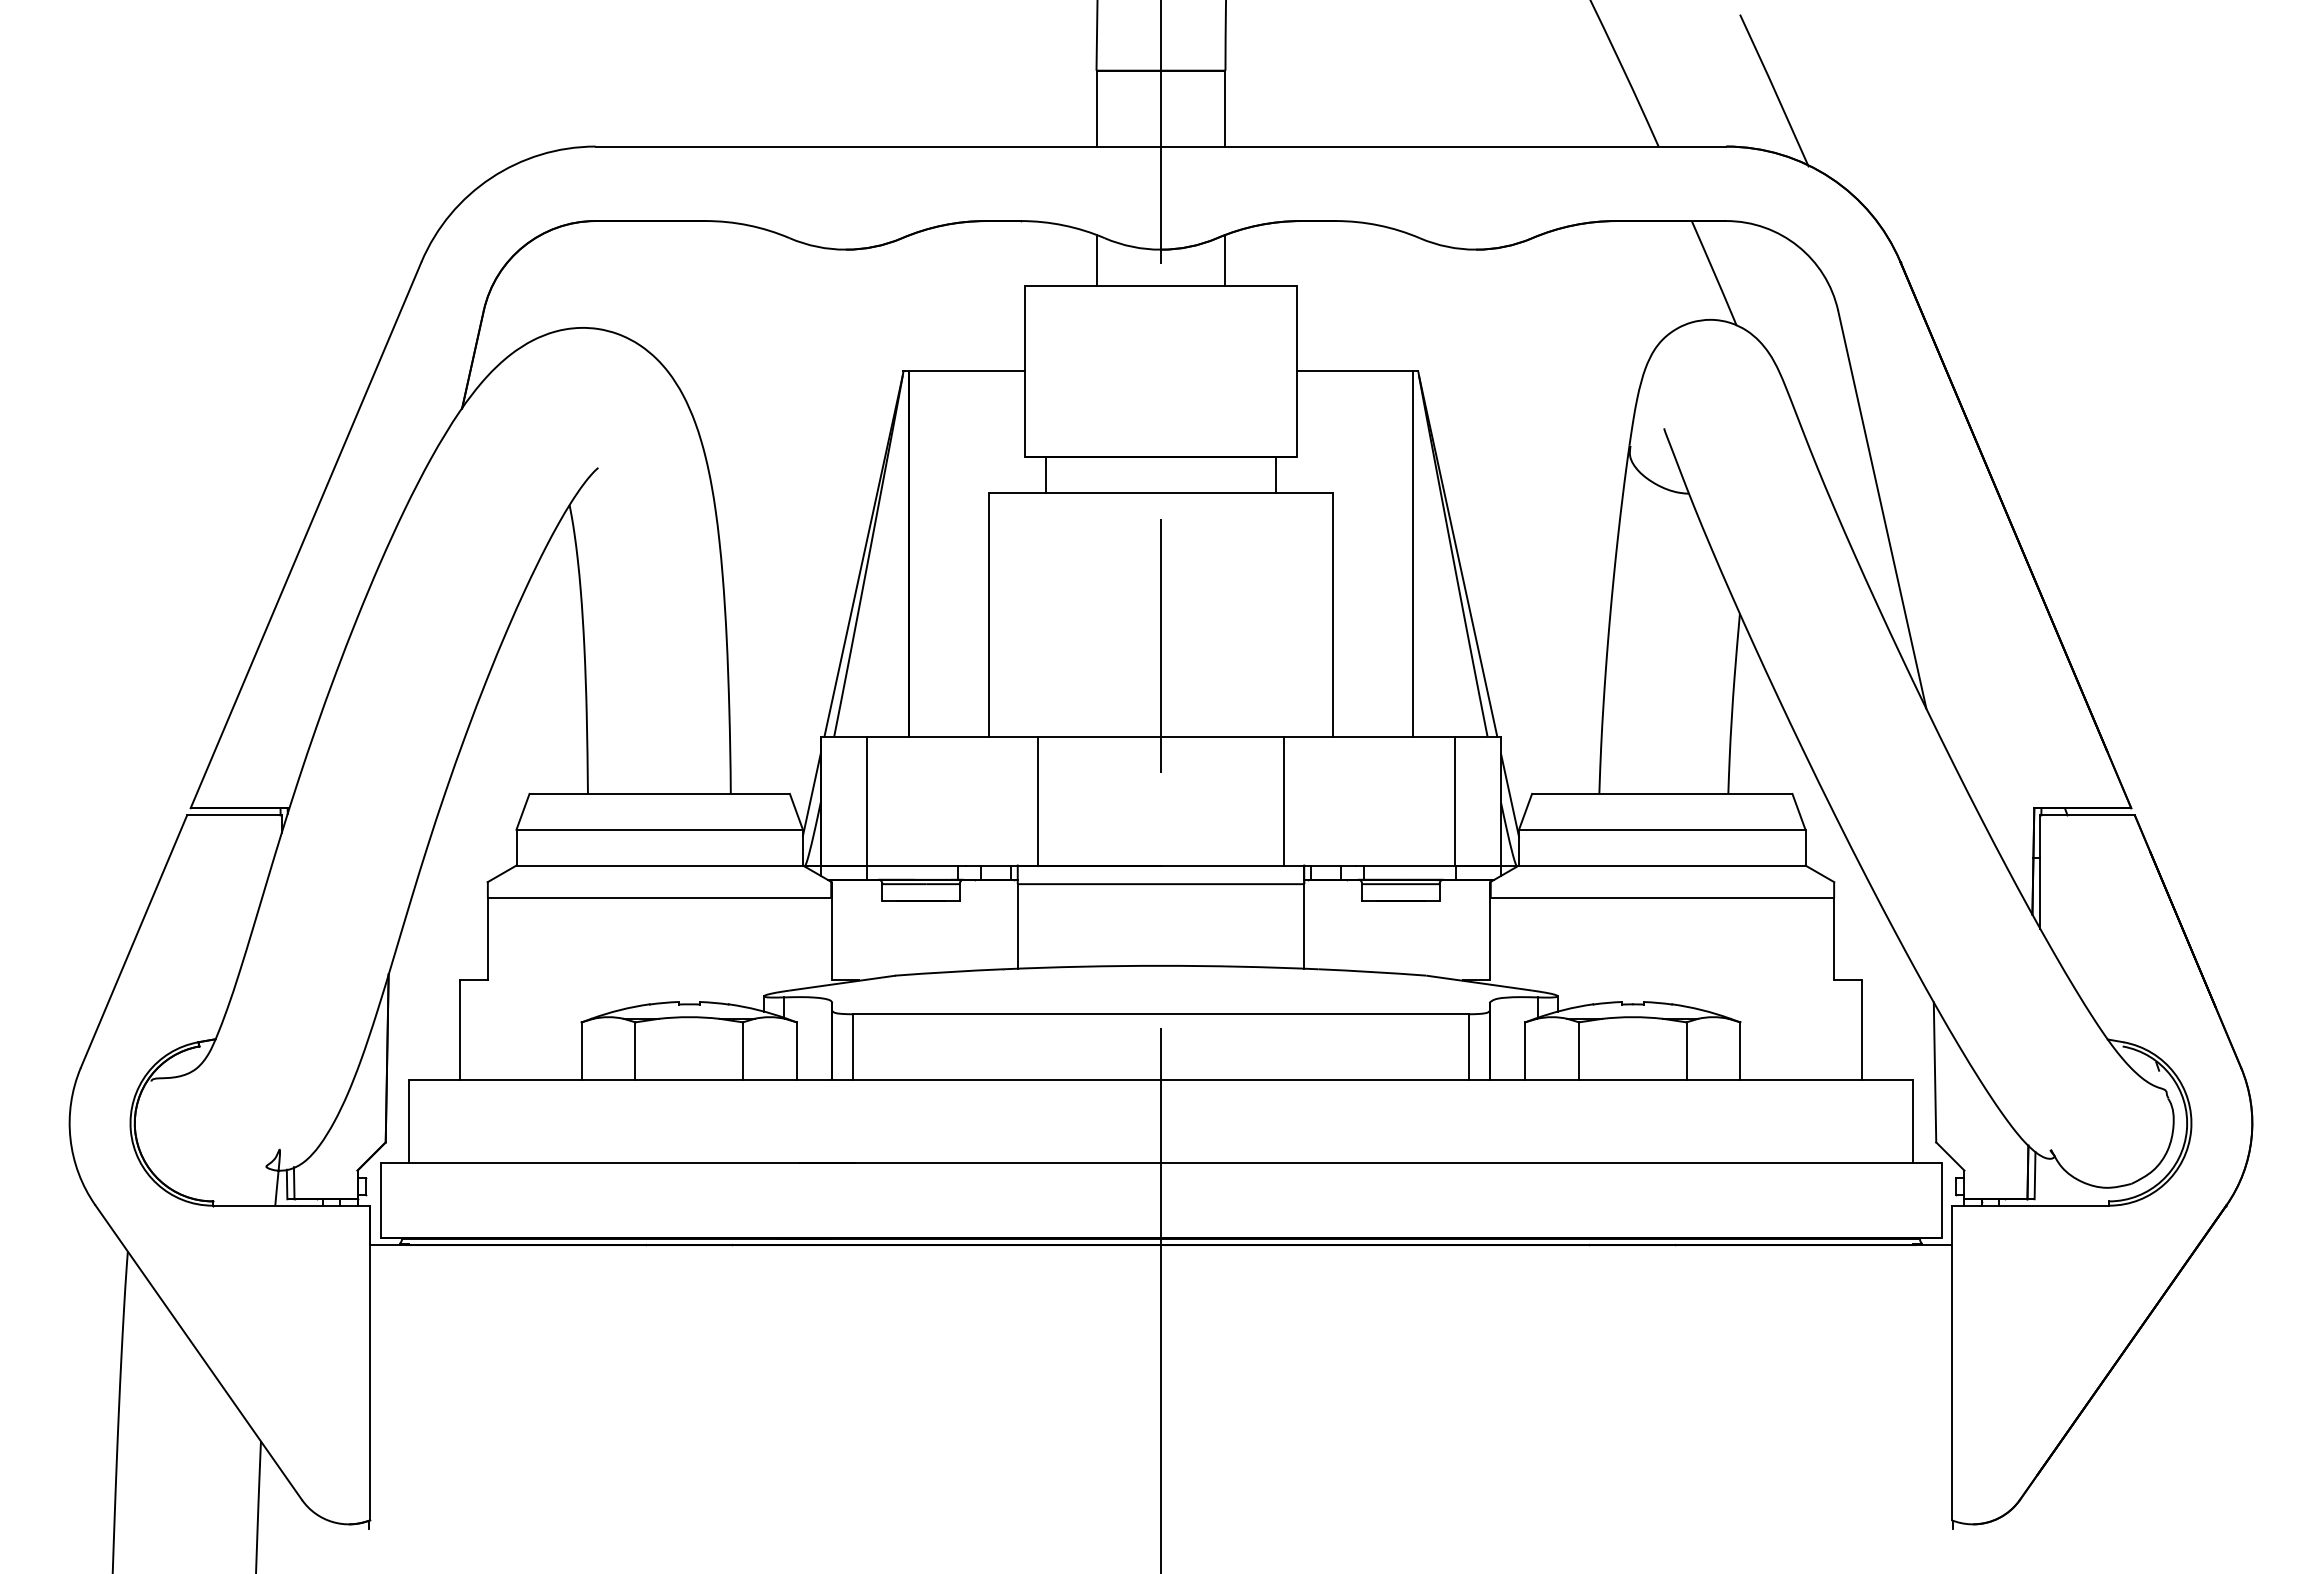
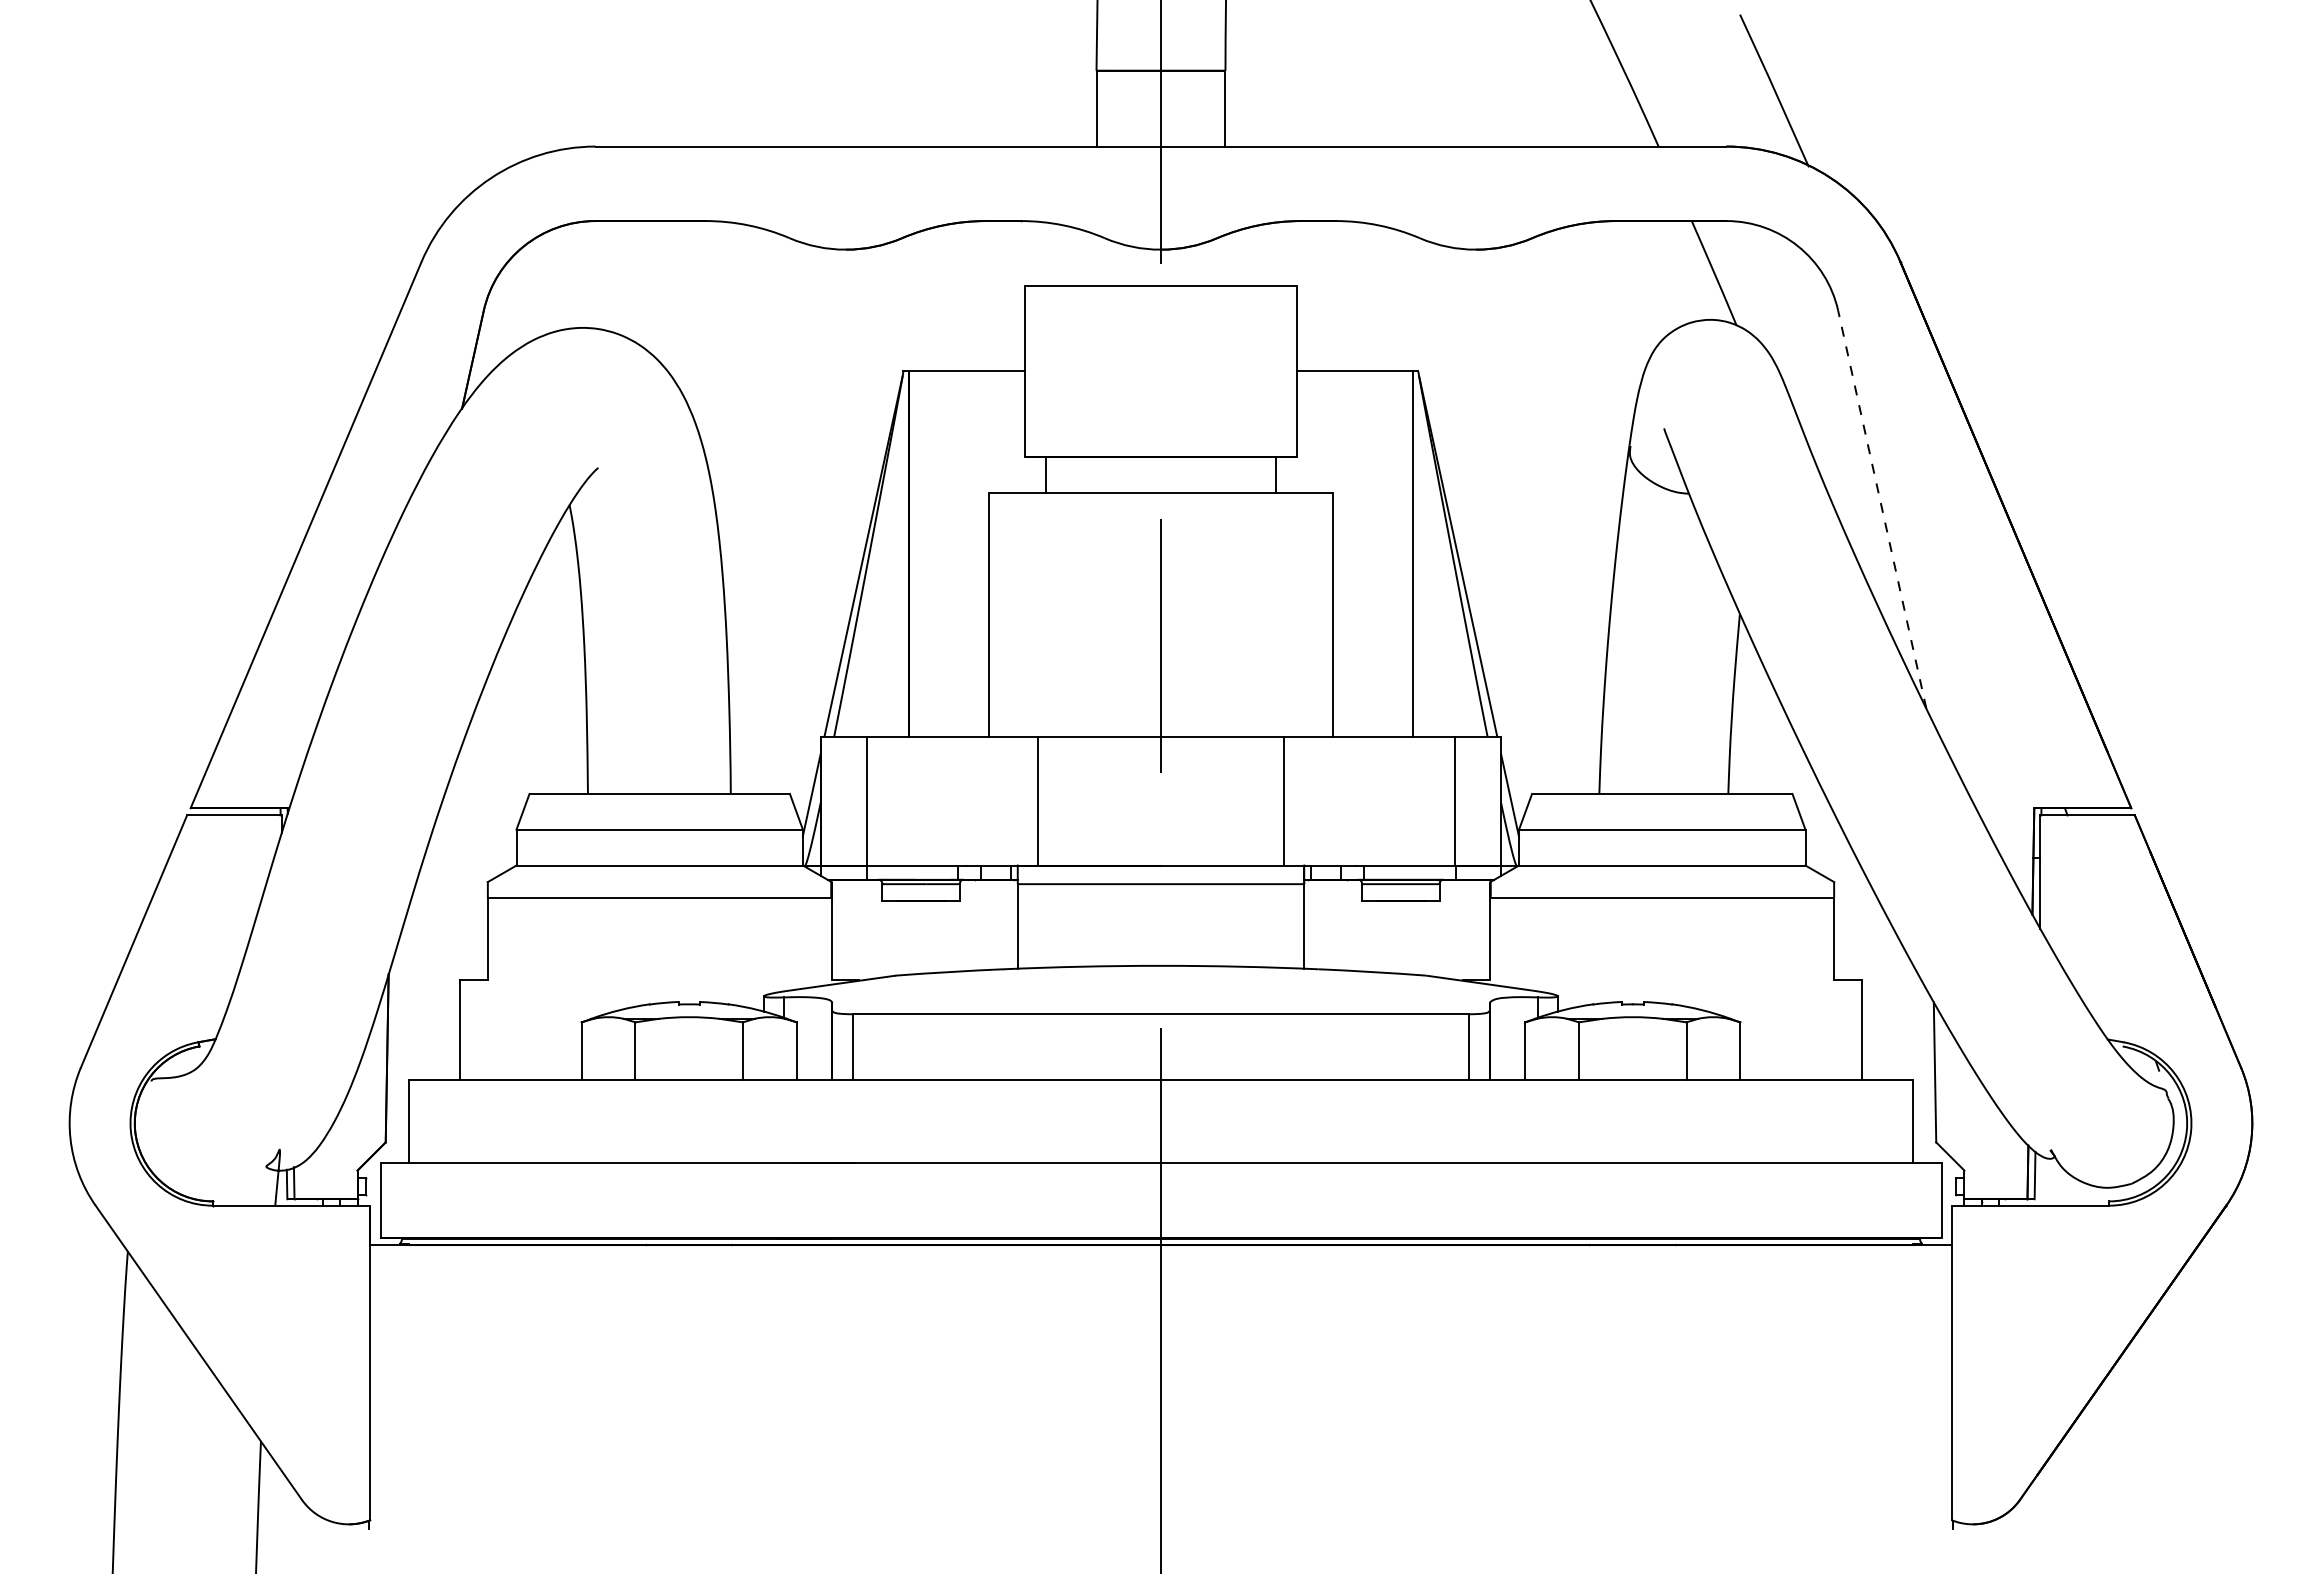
line: present -> none (1096, 259)
line: present -> none (1225, 259)
line: solid -> dashed (1882, 509)
